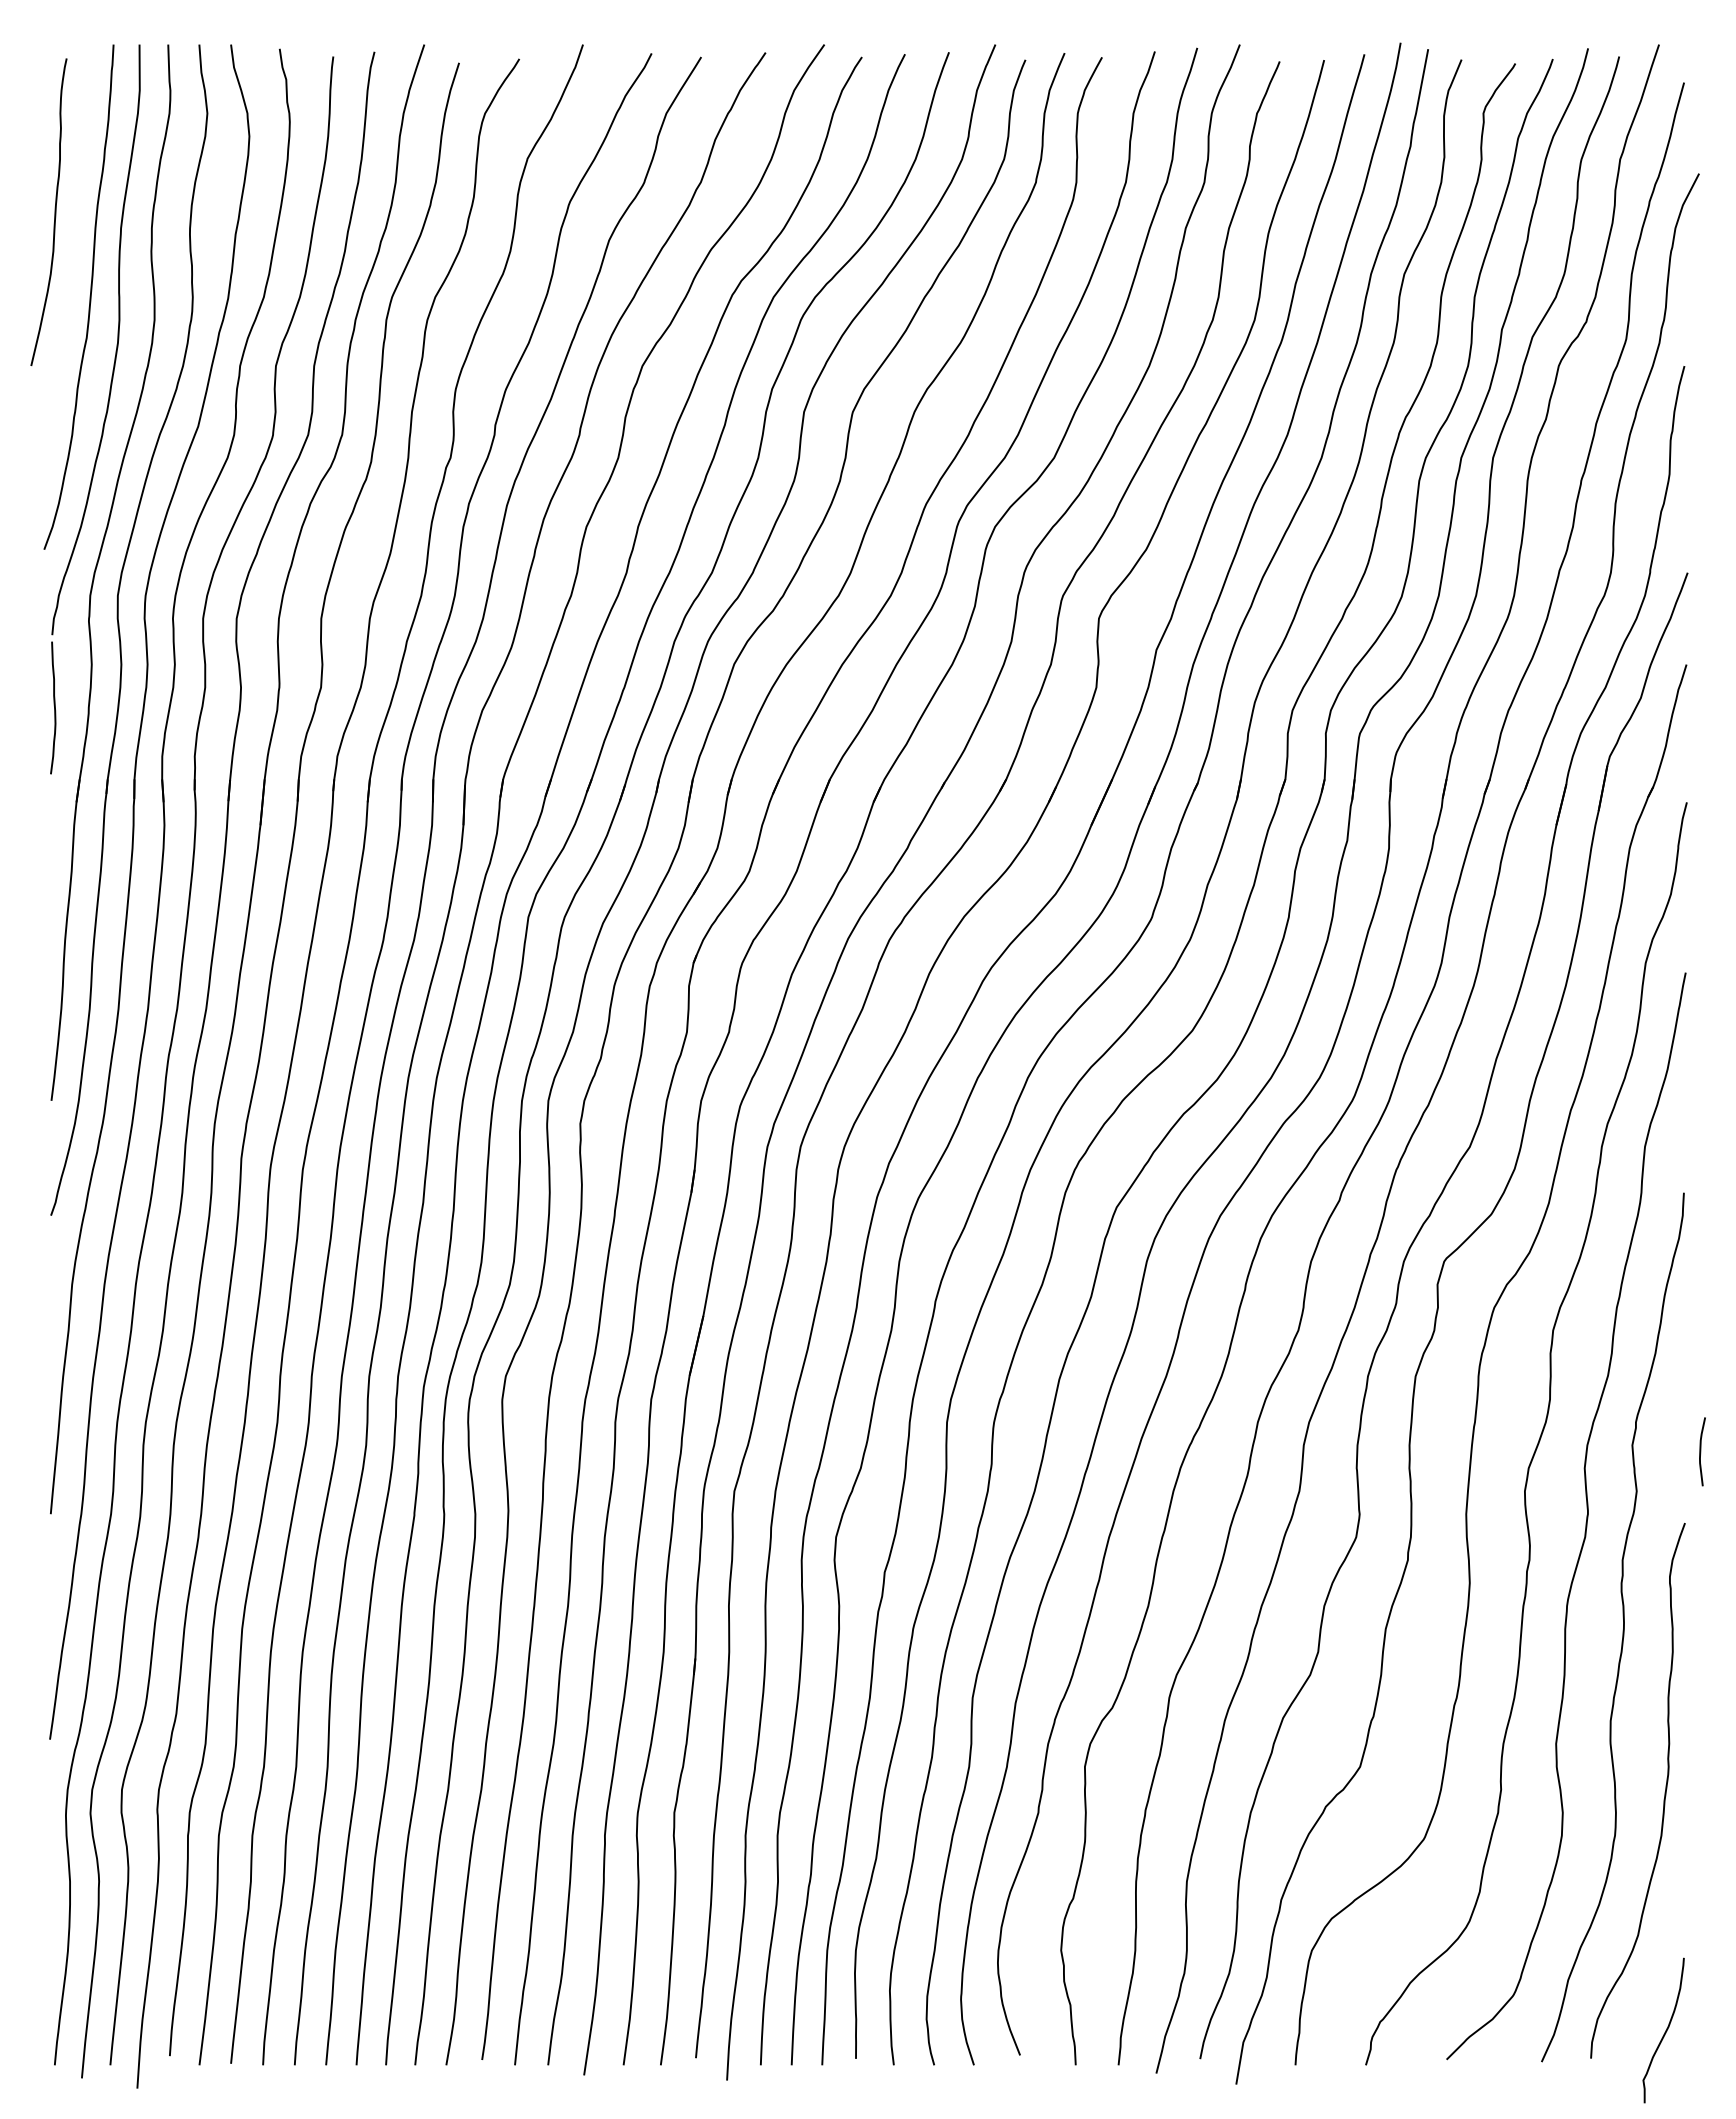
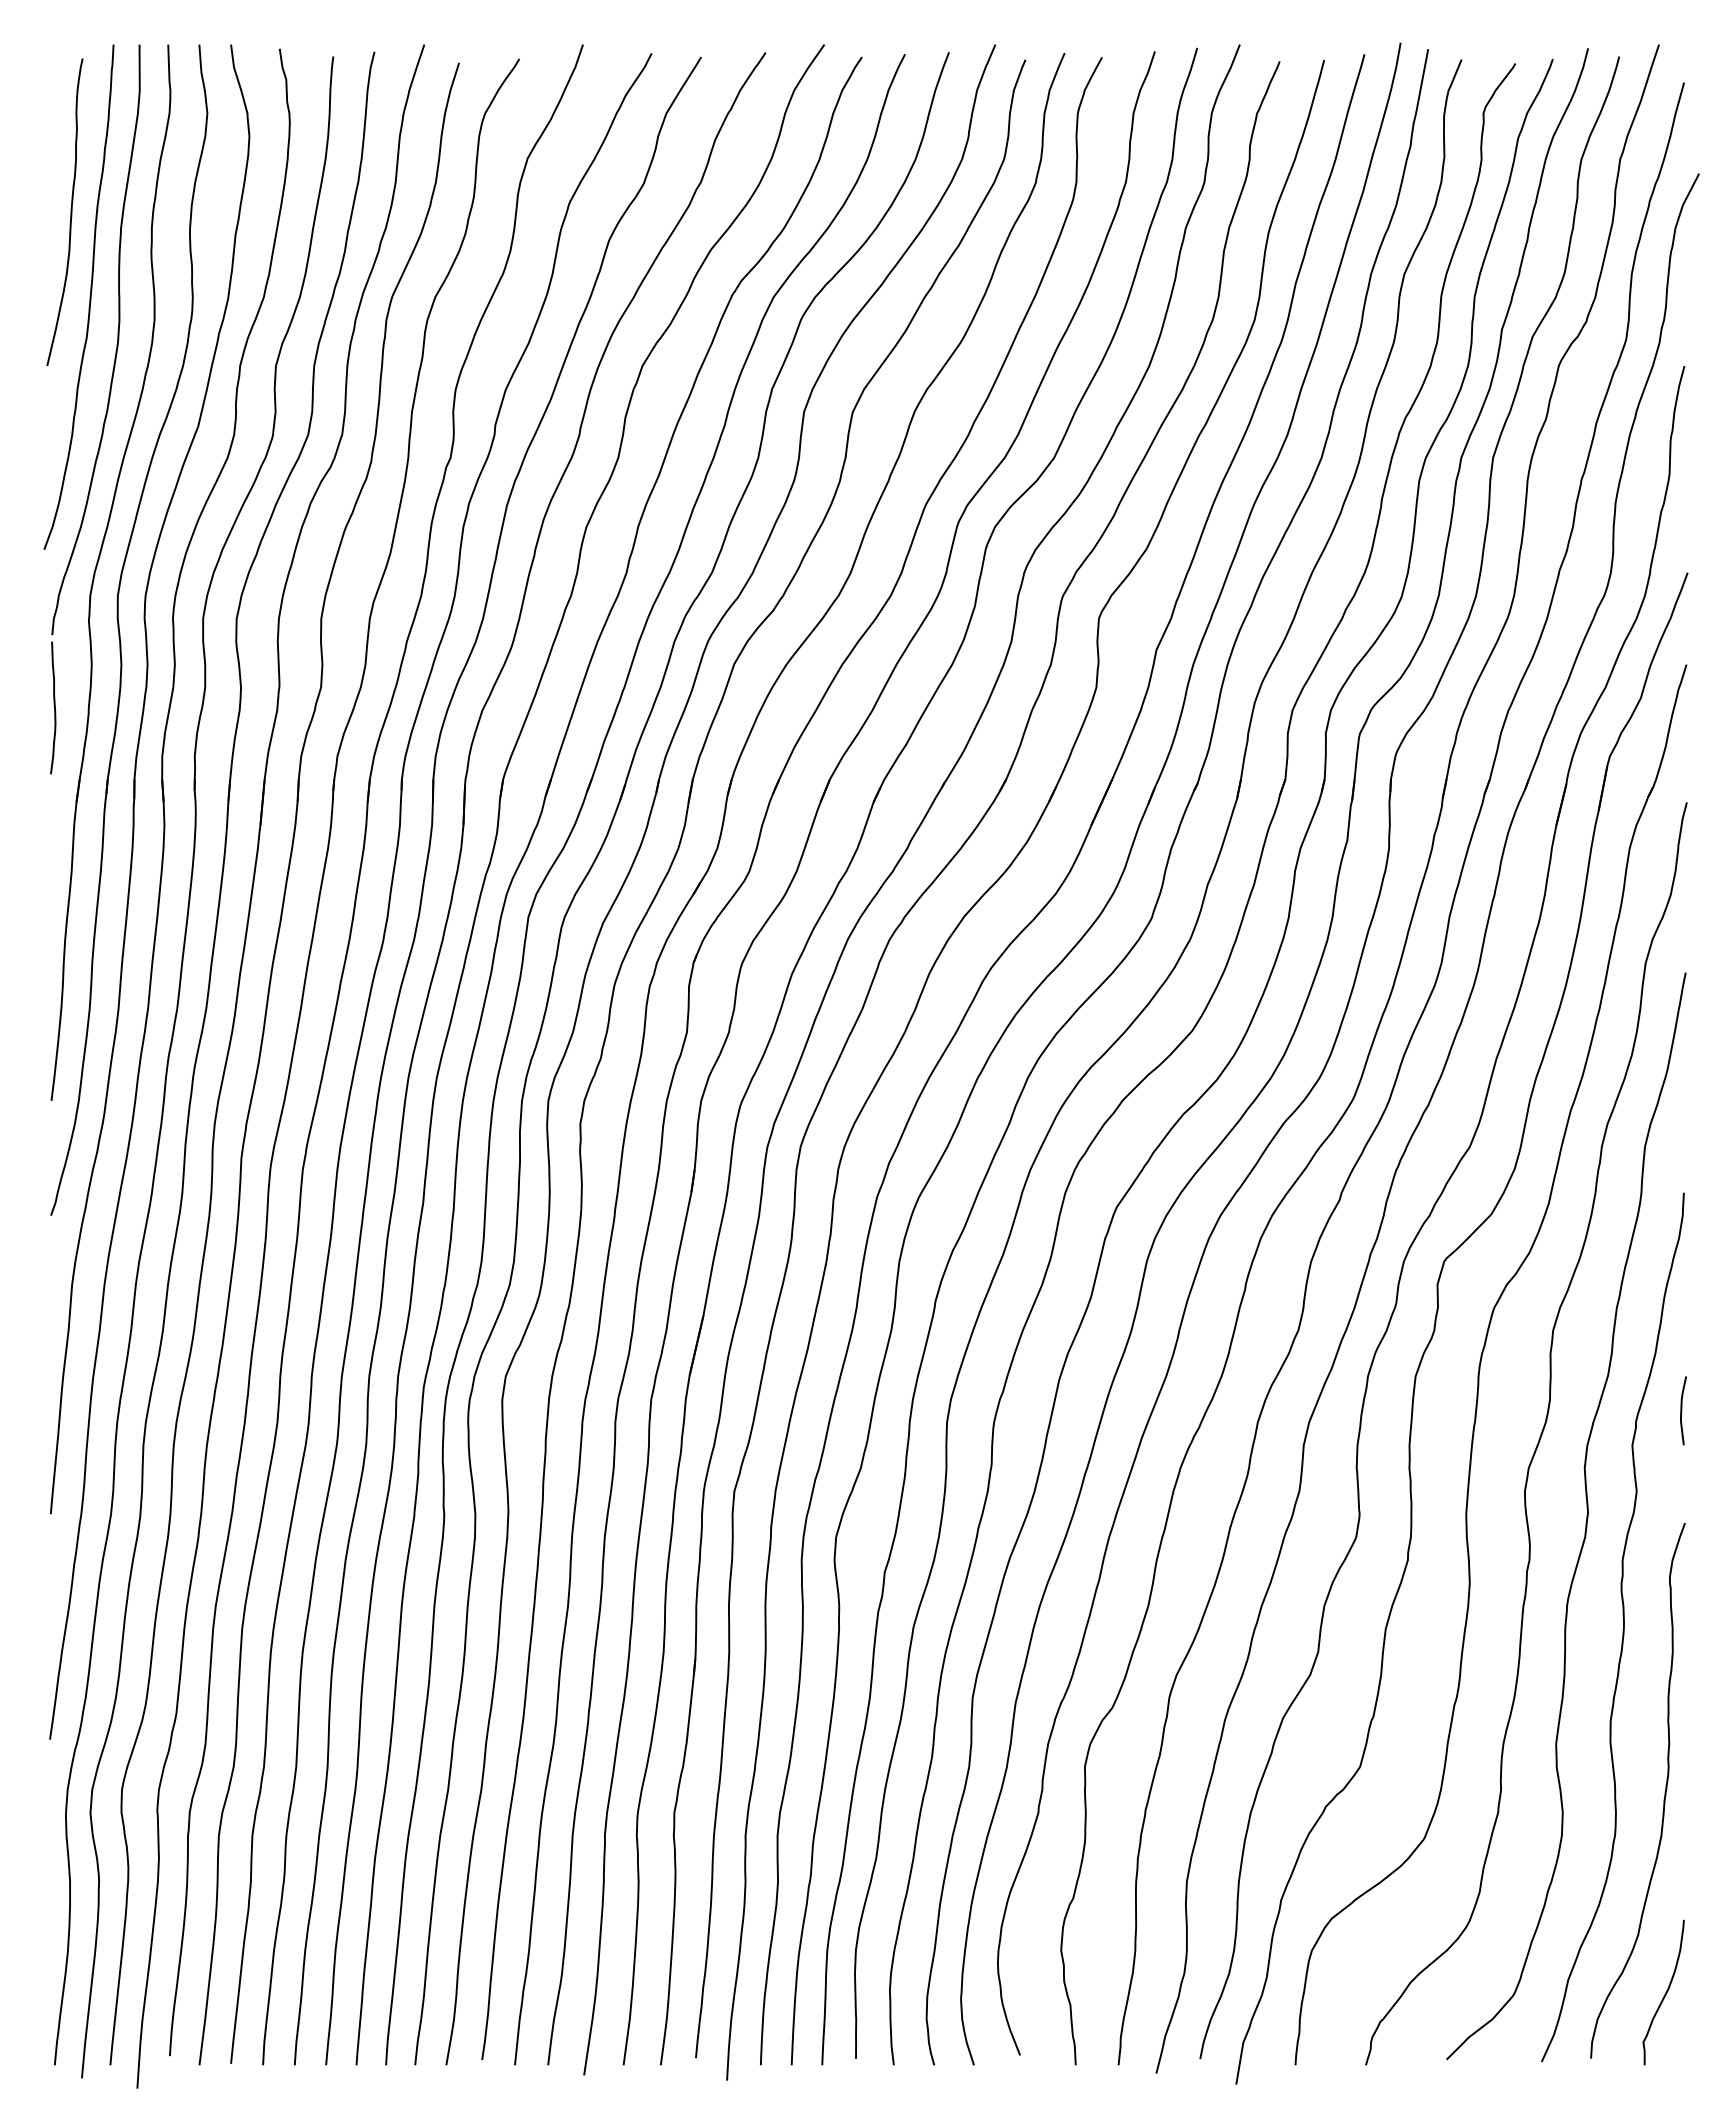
curve position: (54, 211) -> (70, 211) (70, 211)
curve position: (1701, 1451) -> (1682, 1410) (1682, 1410)
curve position: (1665, 2030) -> (1665, 1992) (1665, 1992)
